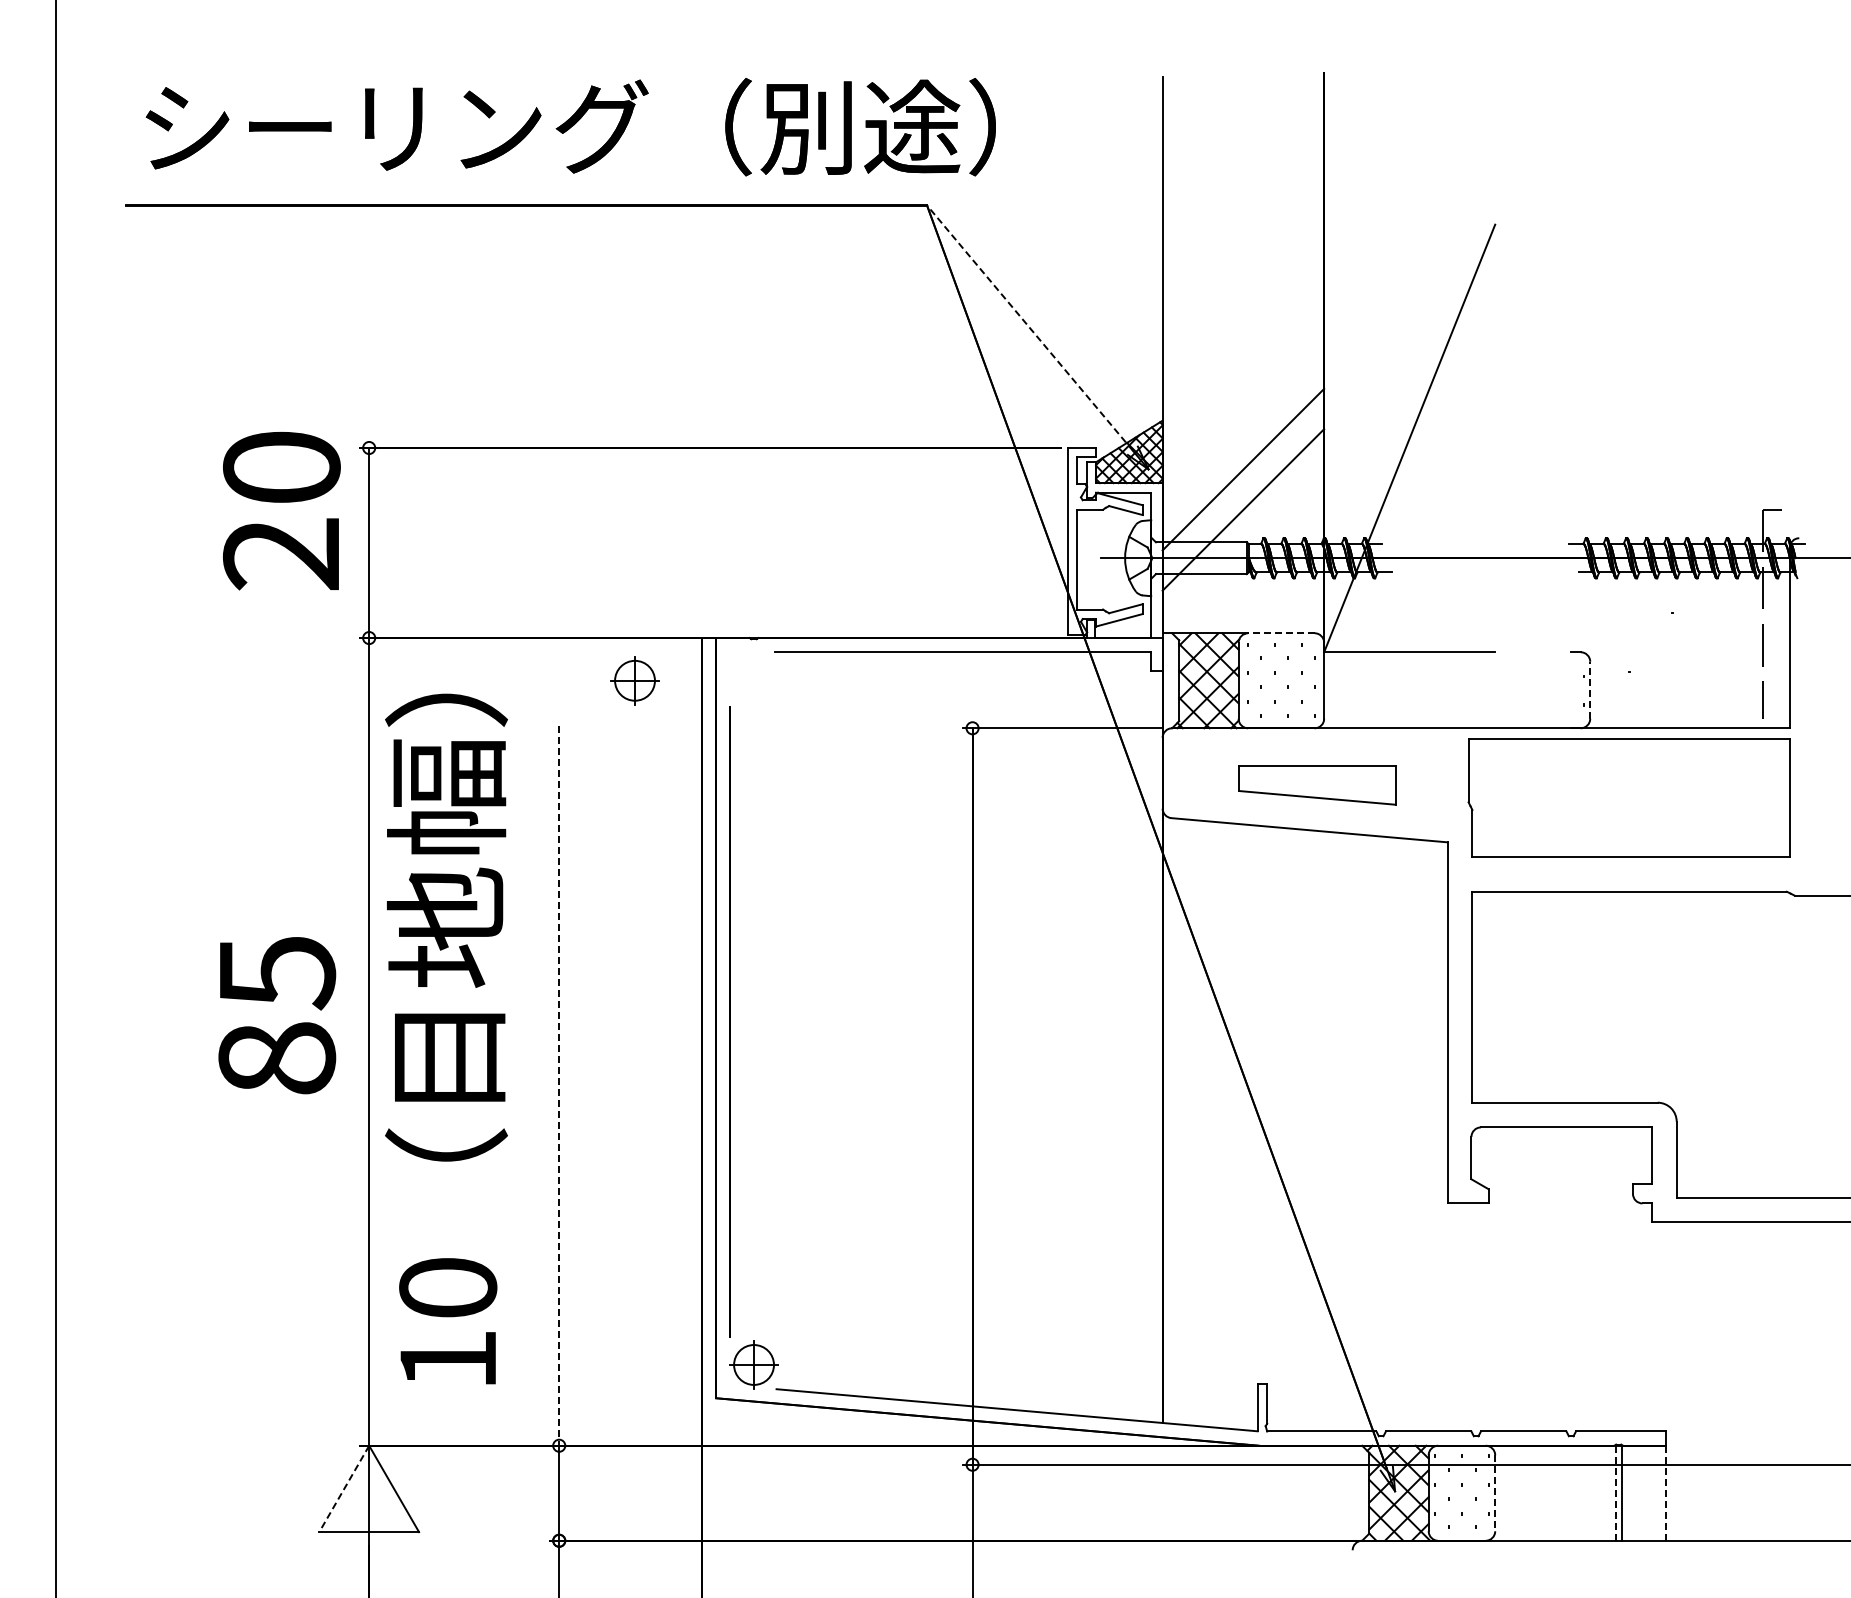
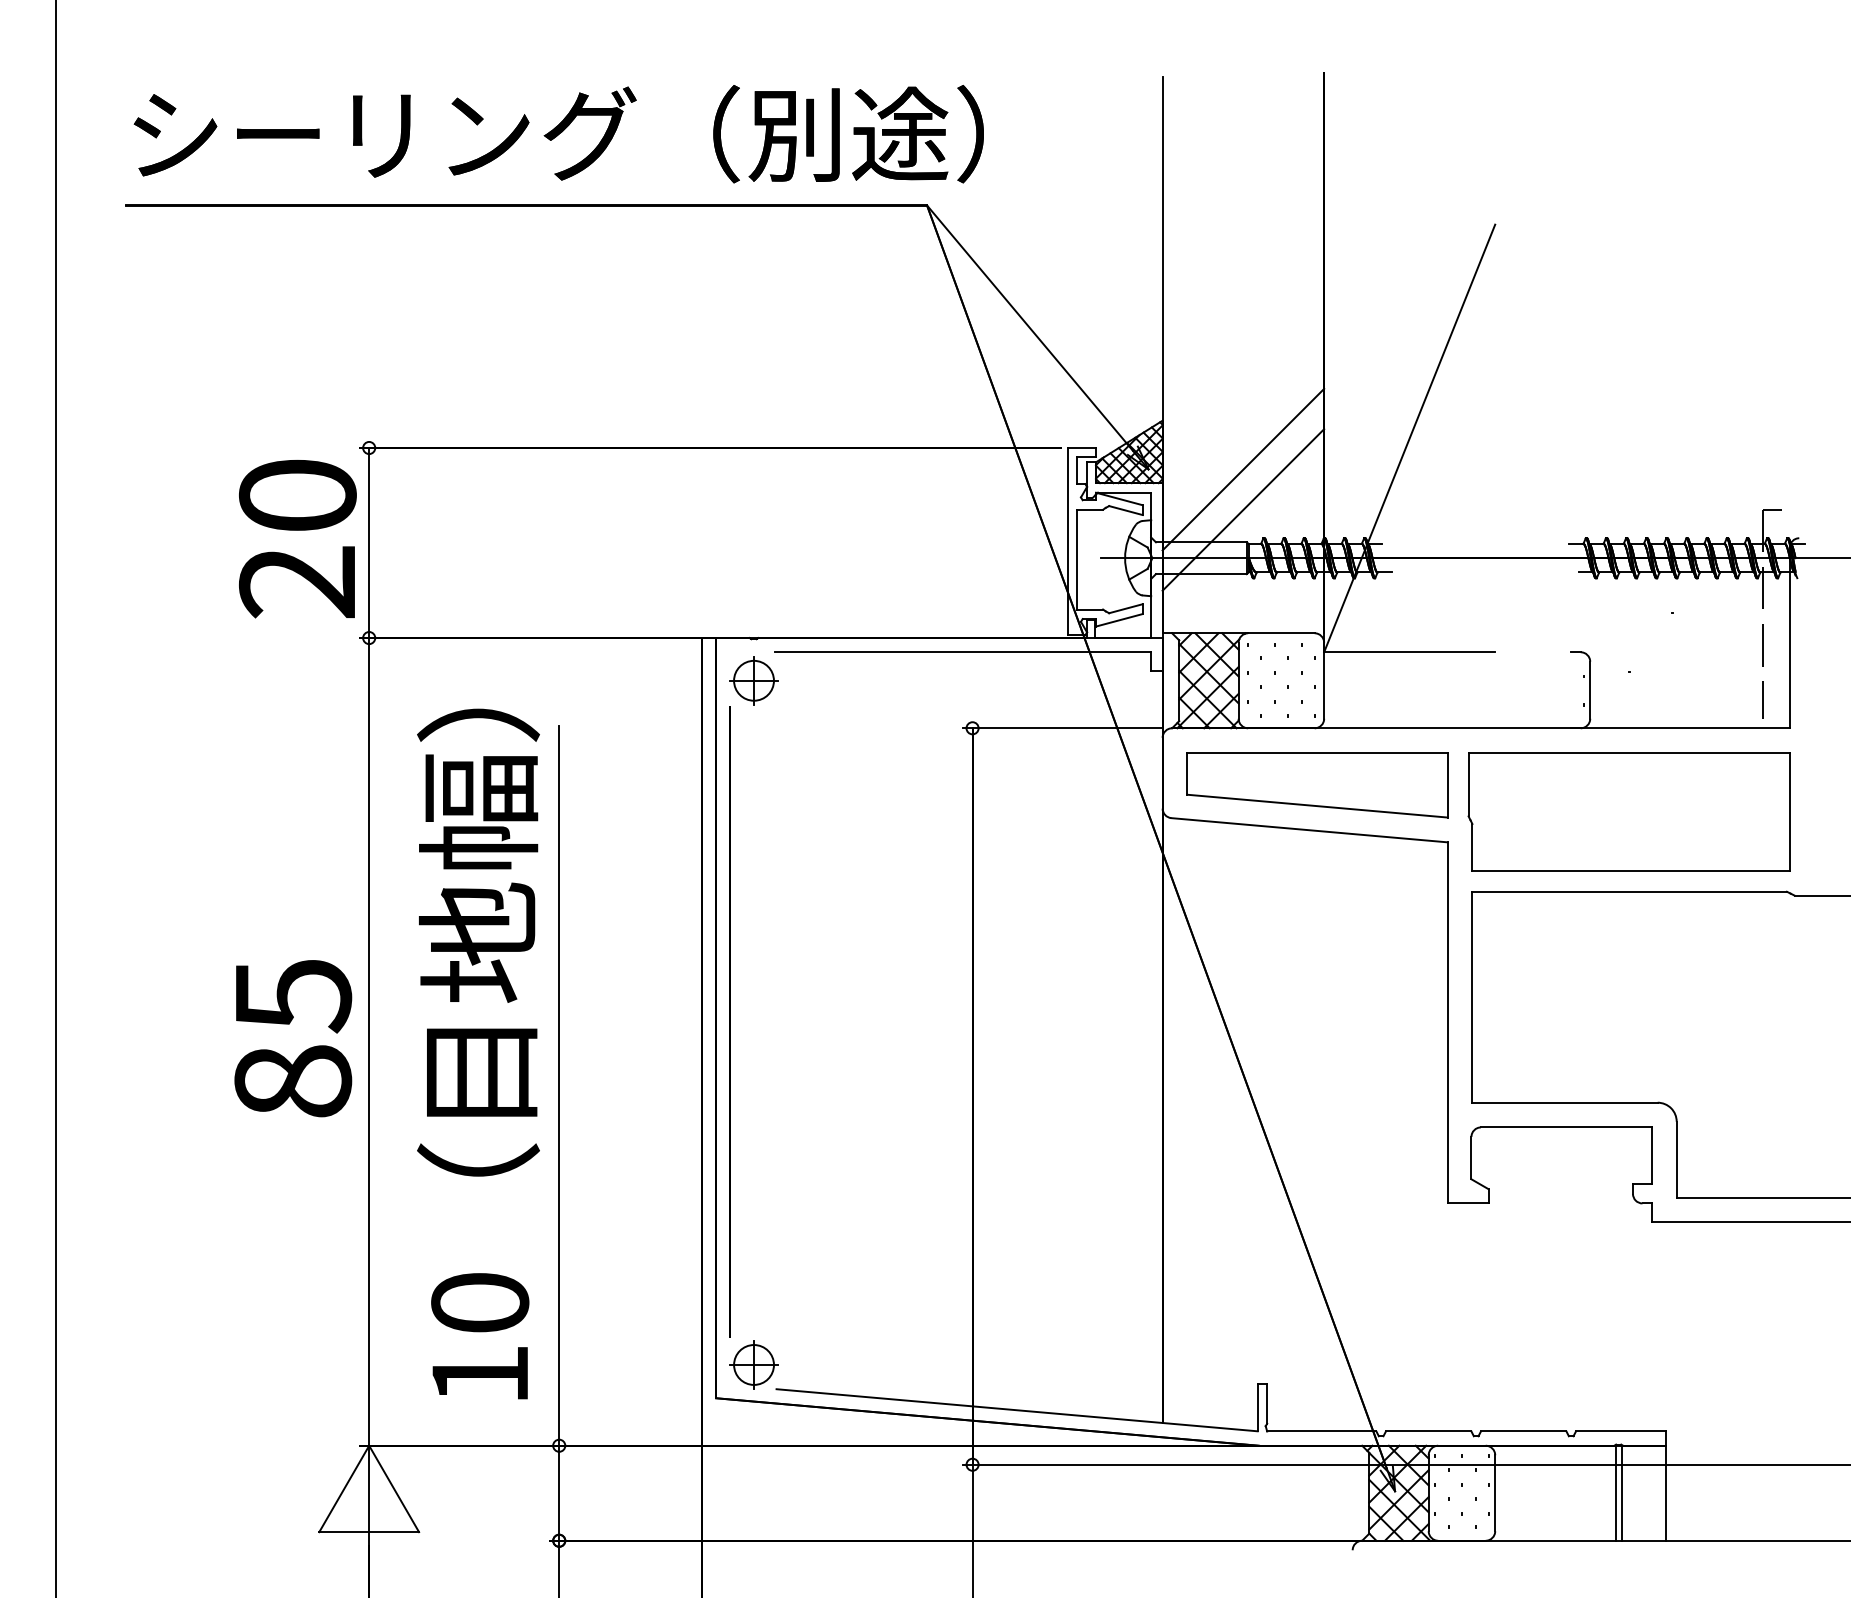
text position: (570, 127) -> (558, 134) (558, 134)
line: dashed -> solid (1029, 327)
text position: (281, 511) -> (297, 539) (297, 539)
line: dashed -> solid (1280, 633)
part position: (634, 680) -> (753, 680) (753, 680)
line: dashed -> solid (1590, 690)
part size: 159x41 px -> 263x67 px (1317, 785)
part position: (1628, 797) -> (1628, 811) (1628, 811)
text position: (277, 1015) -> (293, 1038) (293, 1038)
text position: (446, 1038) -> (478, 1053) (478, 1053)
line: dashed -> solid (559, 1085)
line: dashed -> solid (344, 1488)
line: dashed -> solid (1495, 1493)
line: dashed -> solid (1615, 1493)
line: dashed -> solid (1666, 1493)
